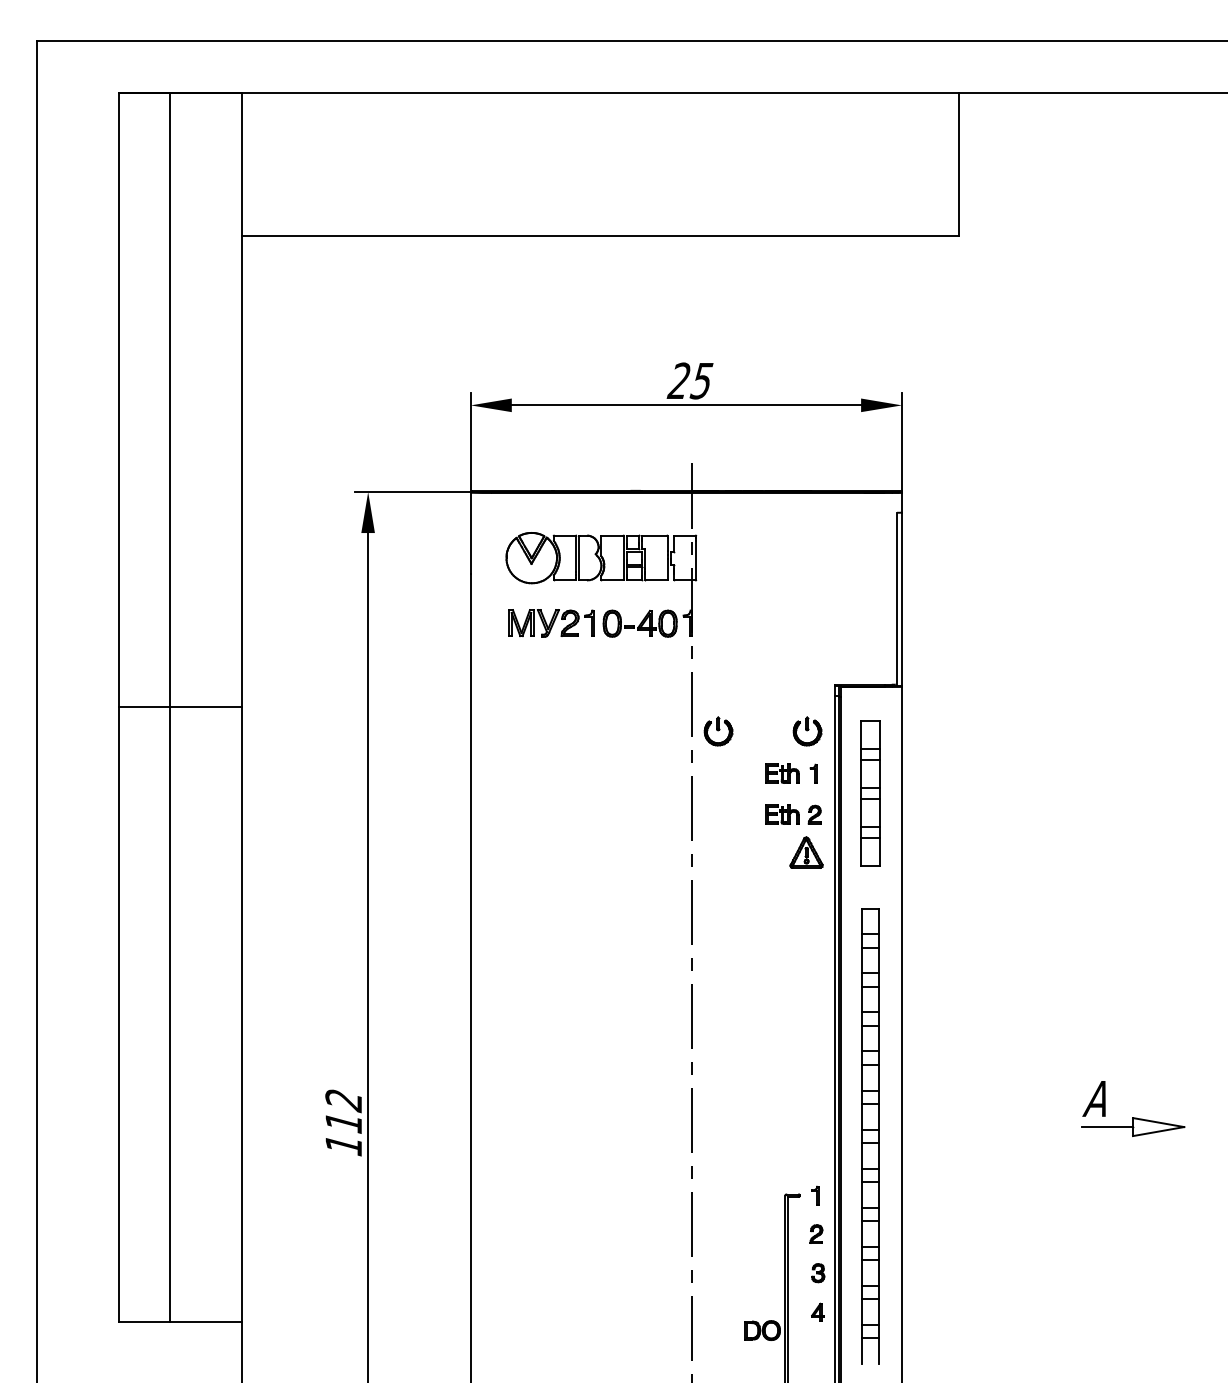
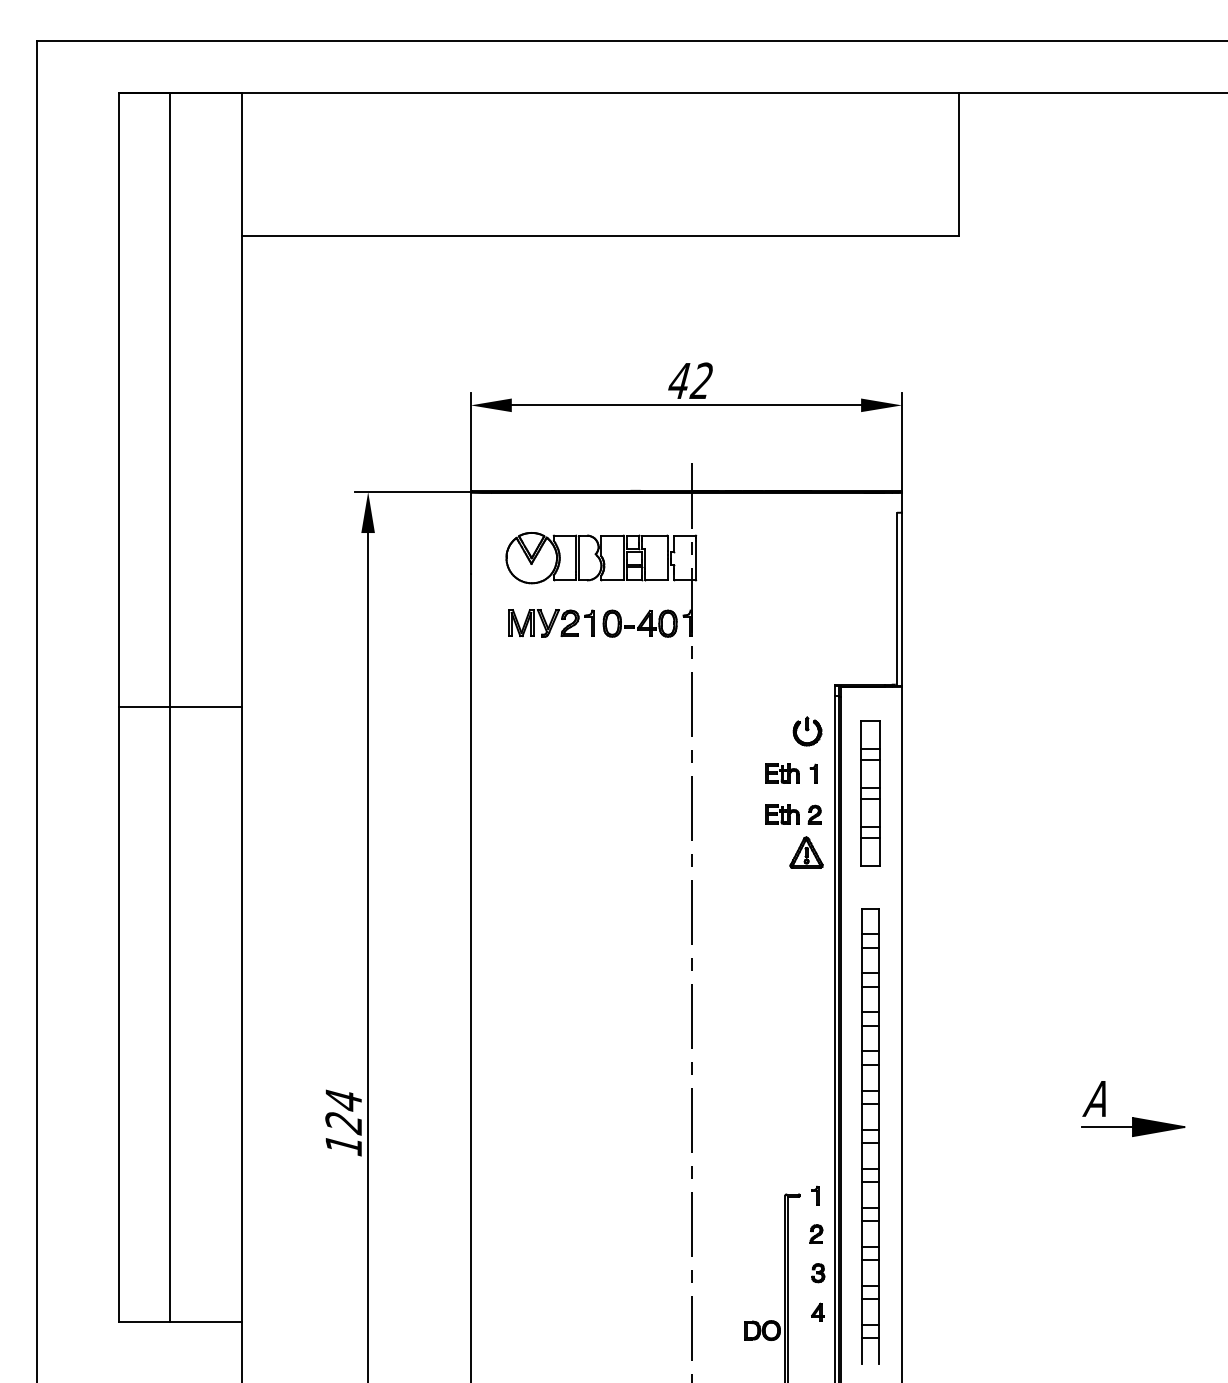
text: 25 -> 42 (689, 380)
part: present -> none (718, 731)
text: 112 -> 124 (343, 1112)
fill: none -> present (1158, 1127)
